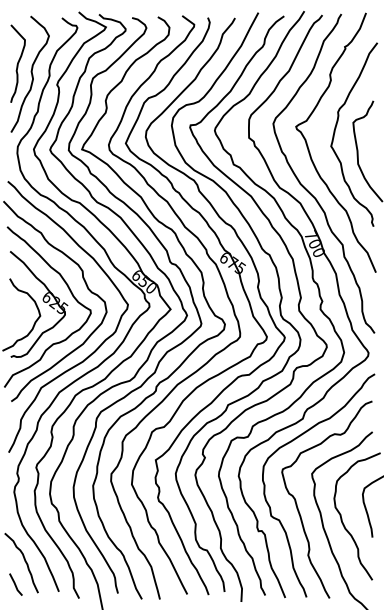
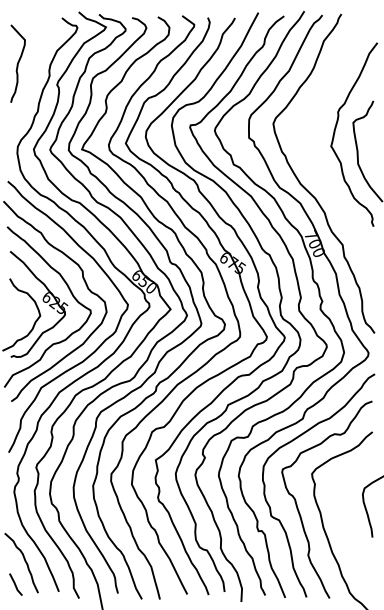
curve: present -> none (30, 72)
curve: present -> none (309, 149)
curve: present -> none (342, 518)
